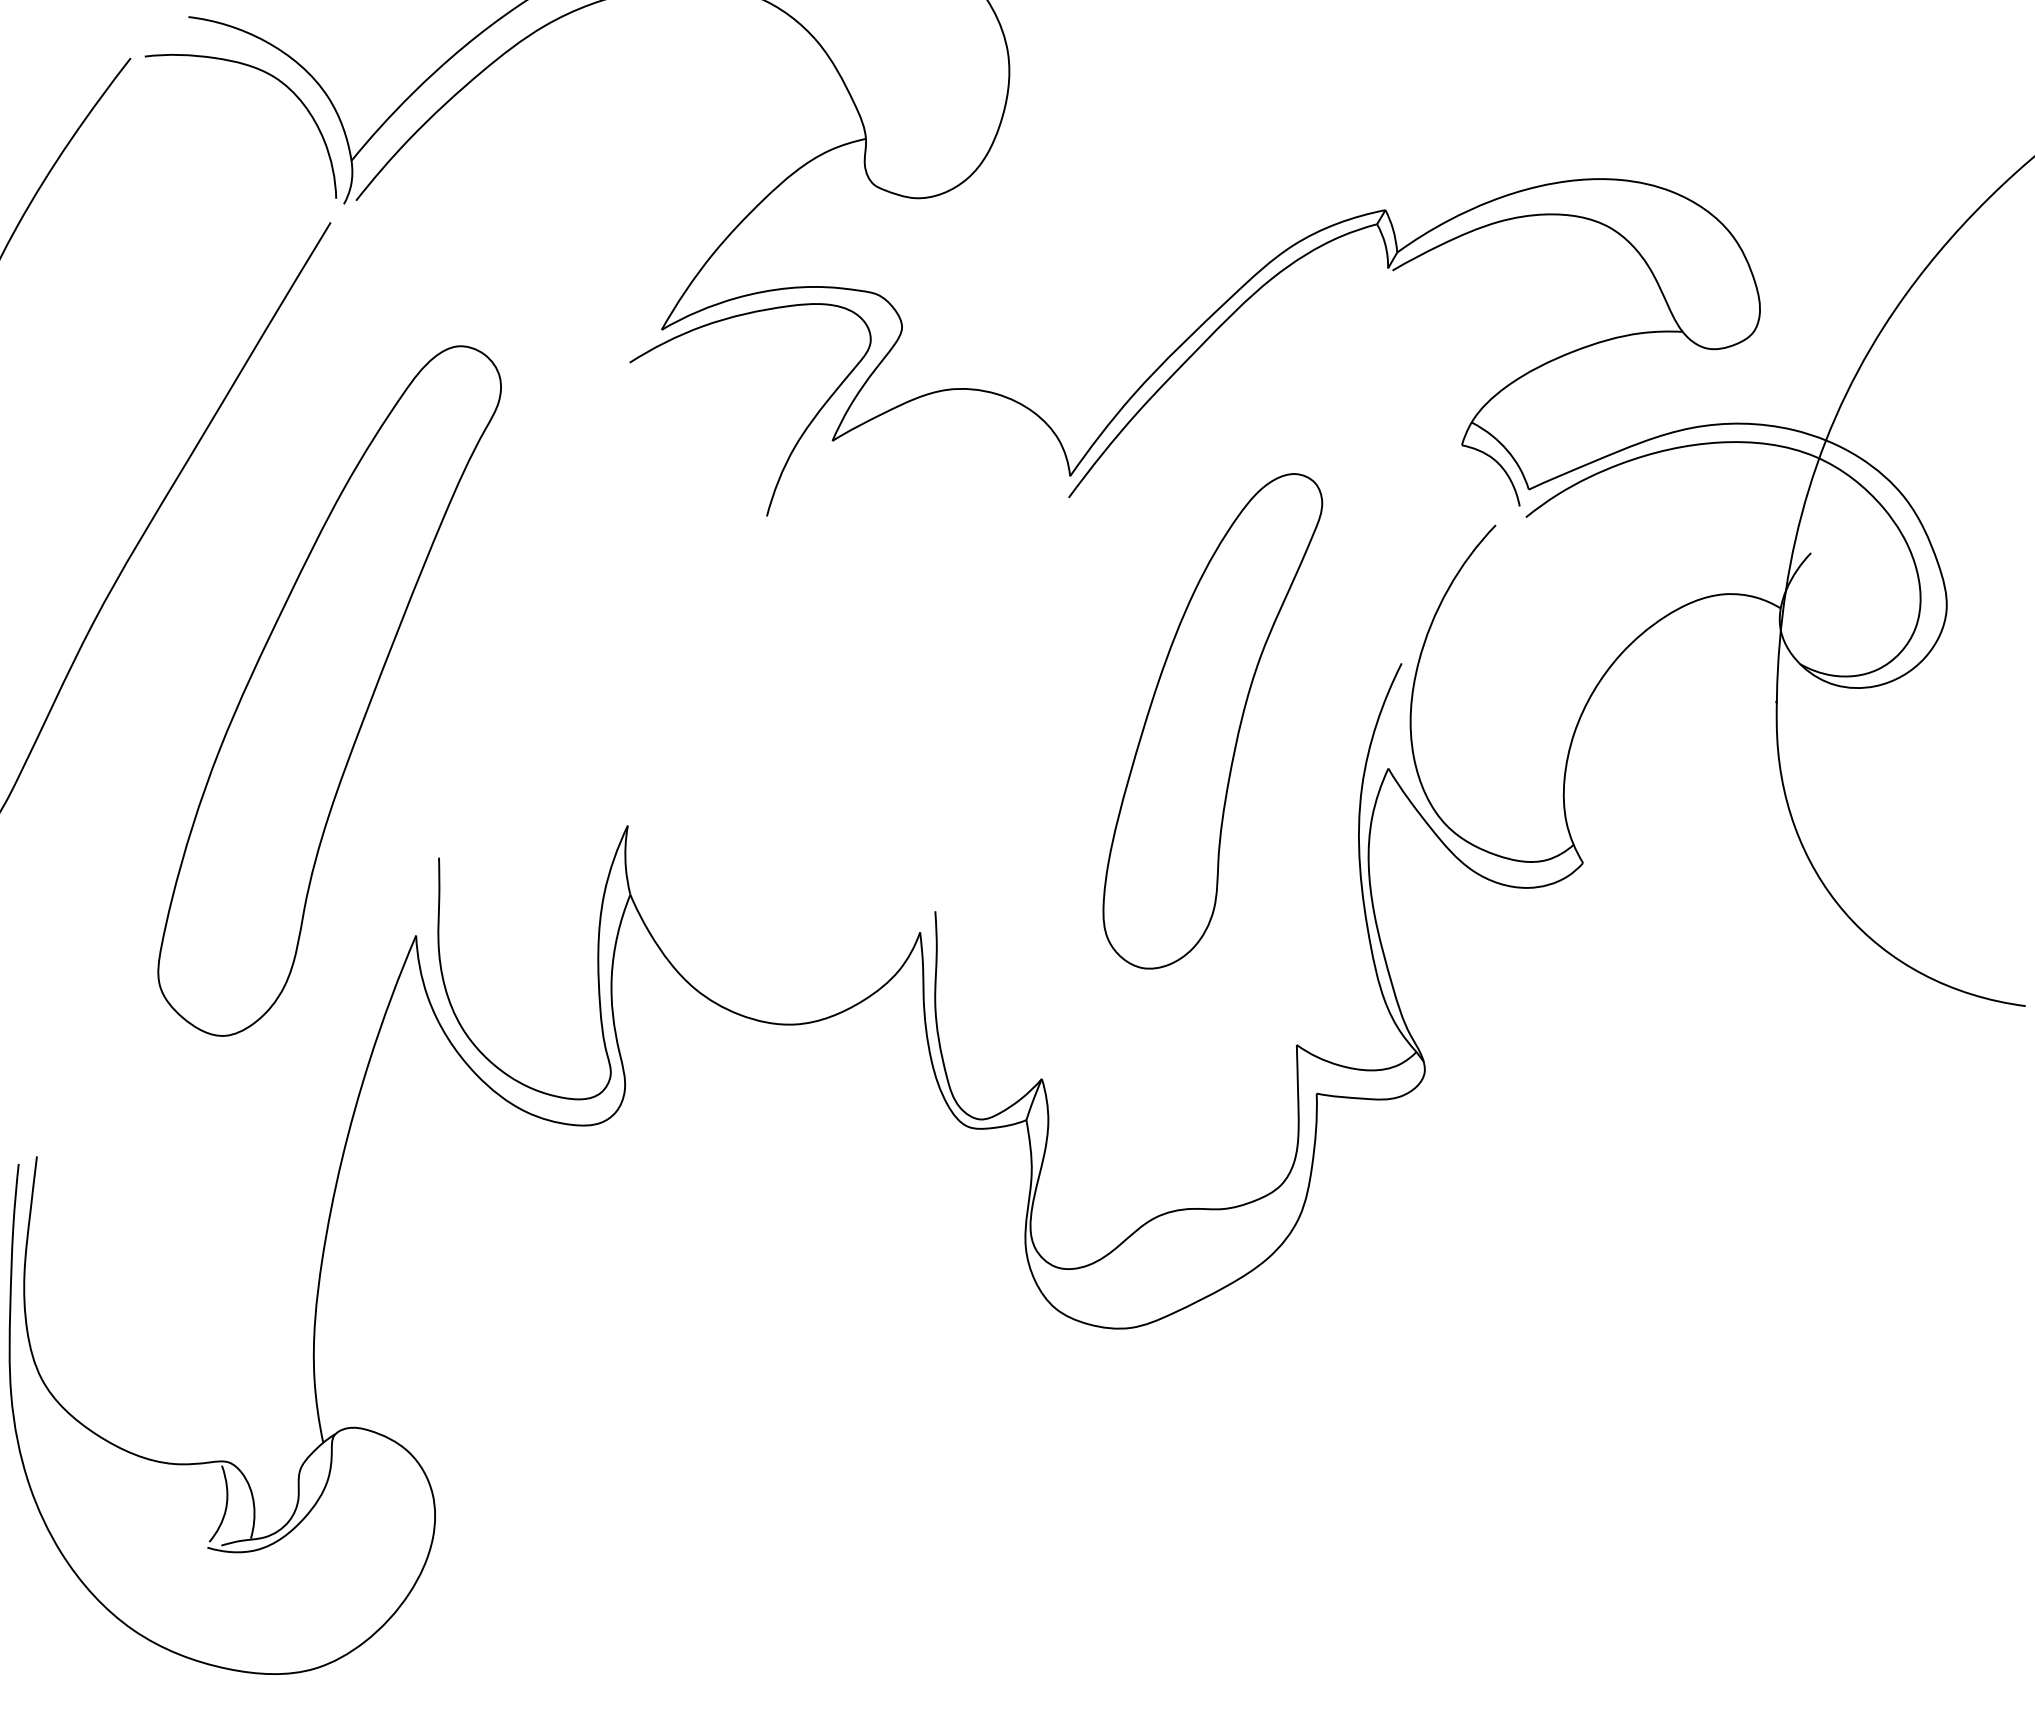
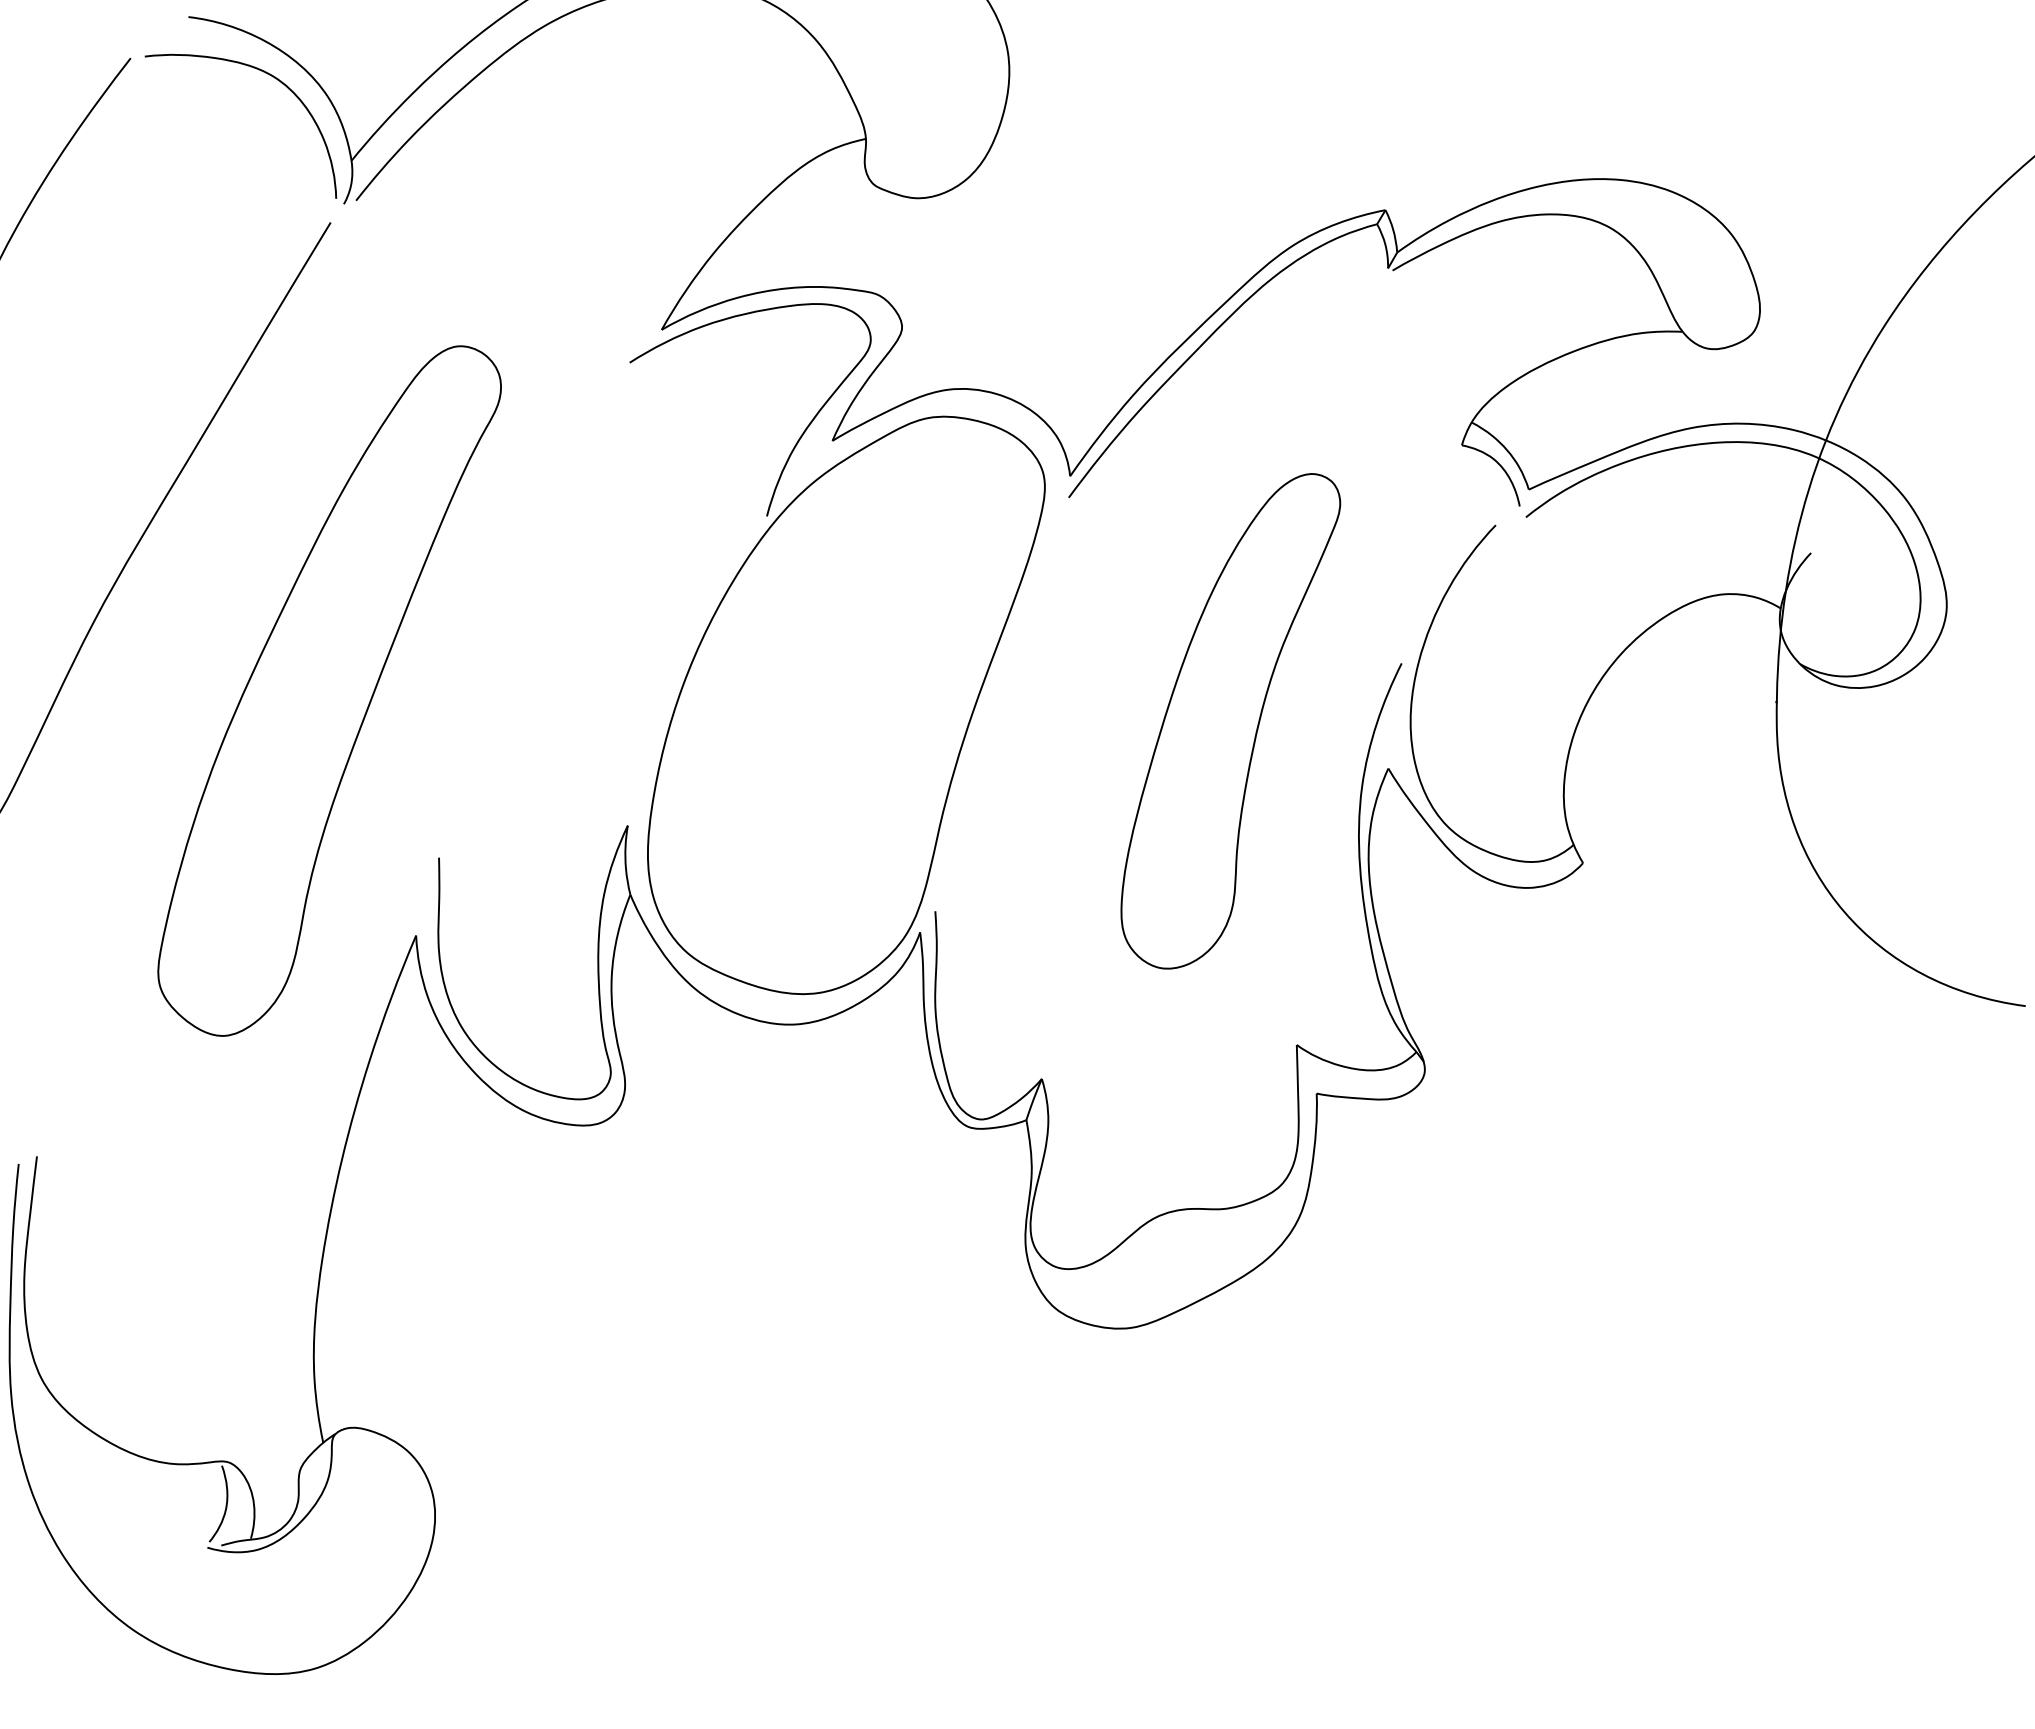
part: none -> present (846, 705)
part position: (1212, 721) -> (1230, 721) (1230, 721)
